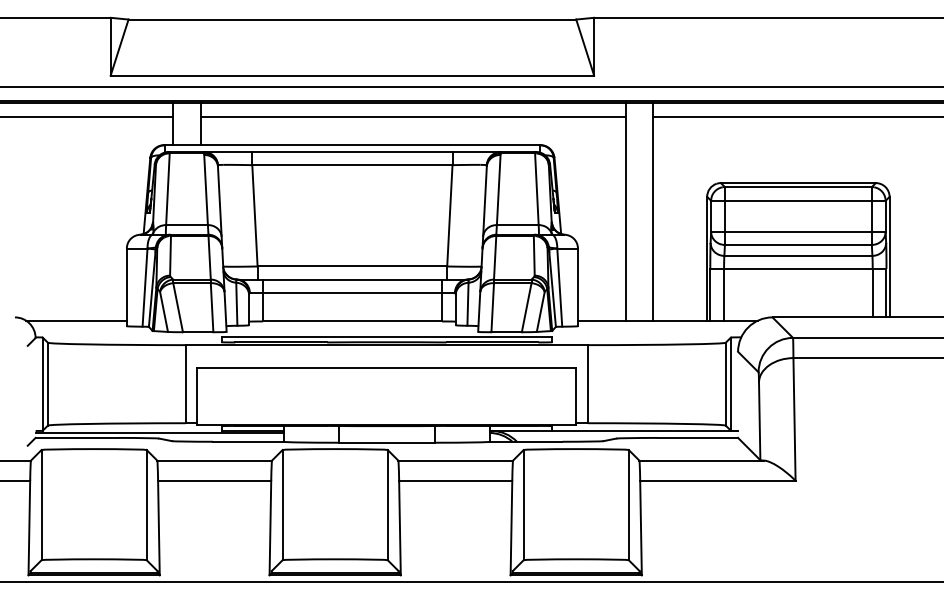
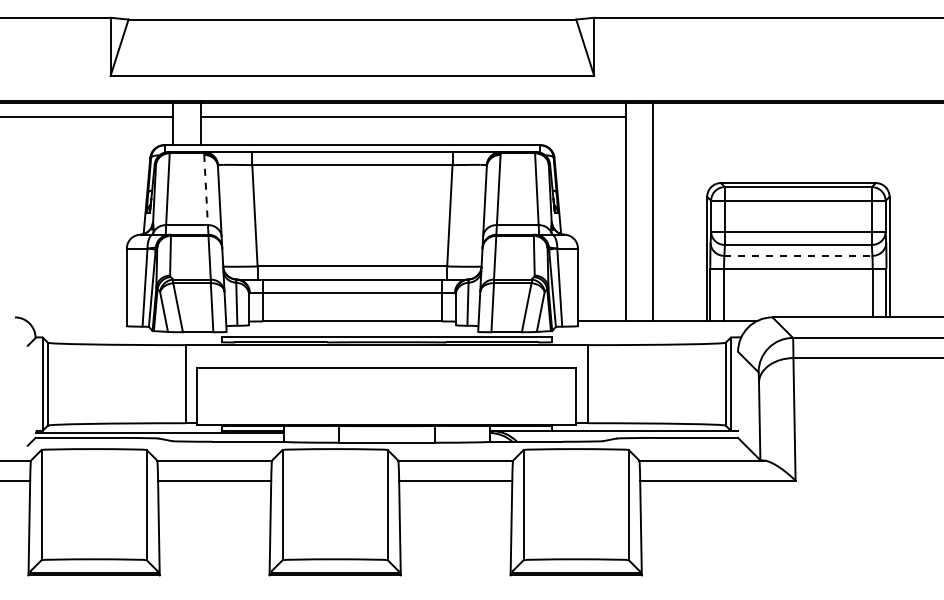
line: present -> none (471, 86)
line: present -> none (796, 117)
line: solid -> dashed (206, 190)
line: solid -> dashed (798, 255)
line: present -> none (76, 320)
line: present -> none (471, 582)
